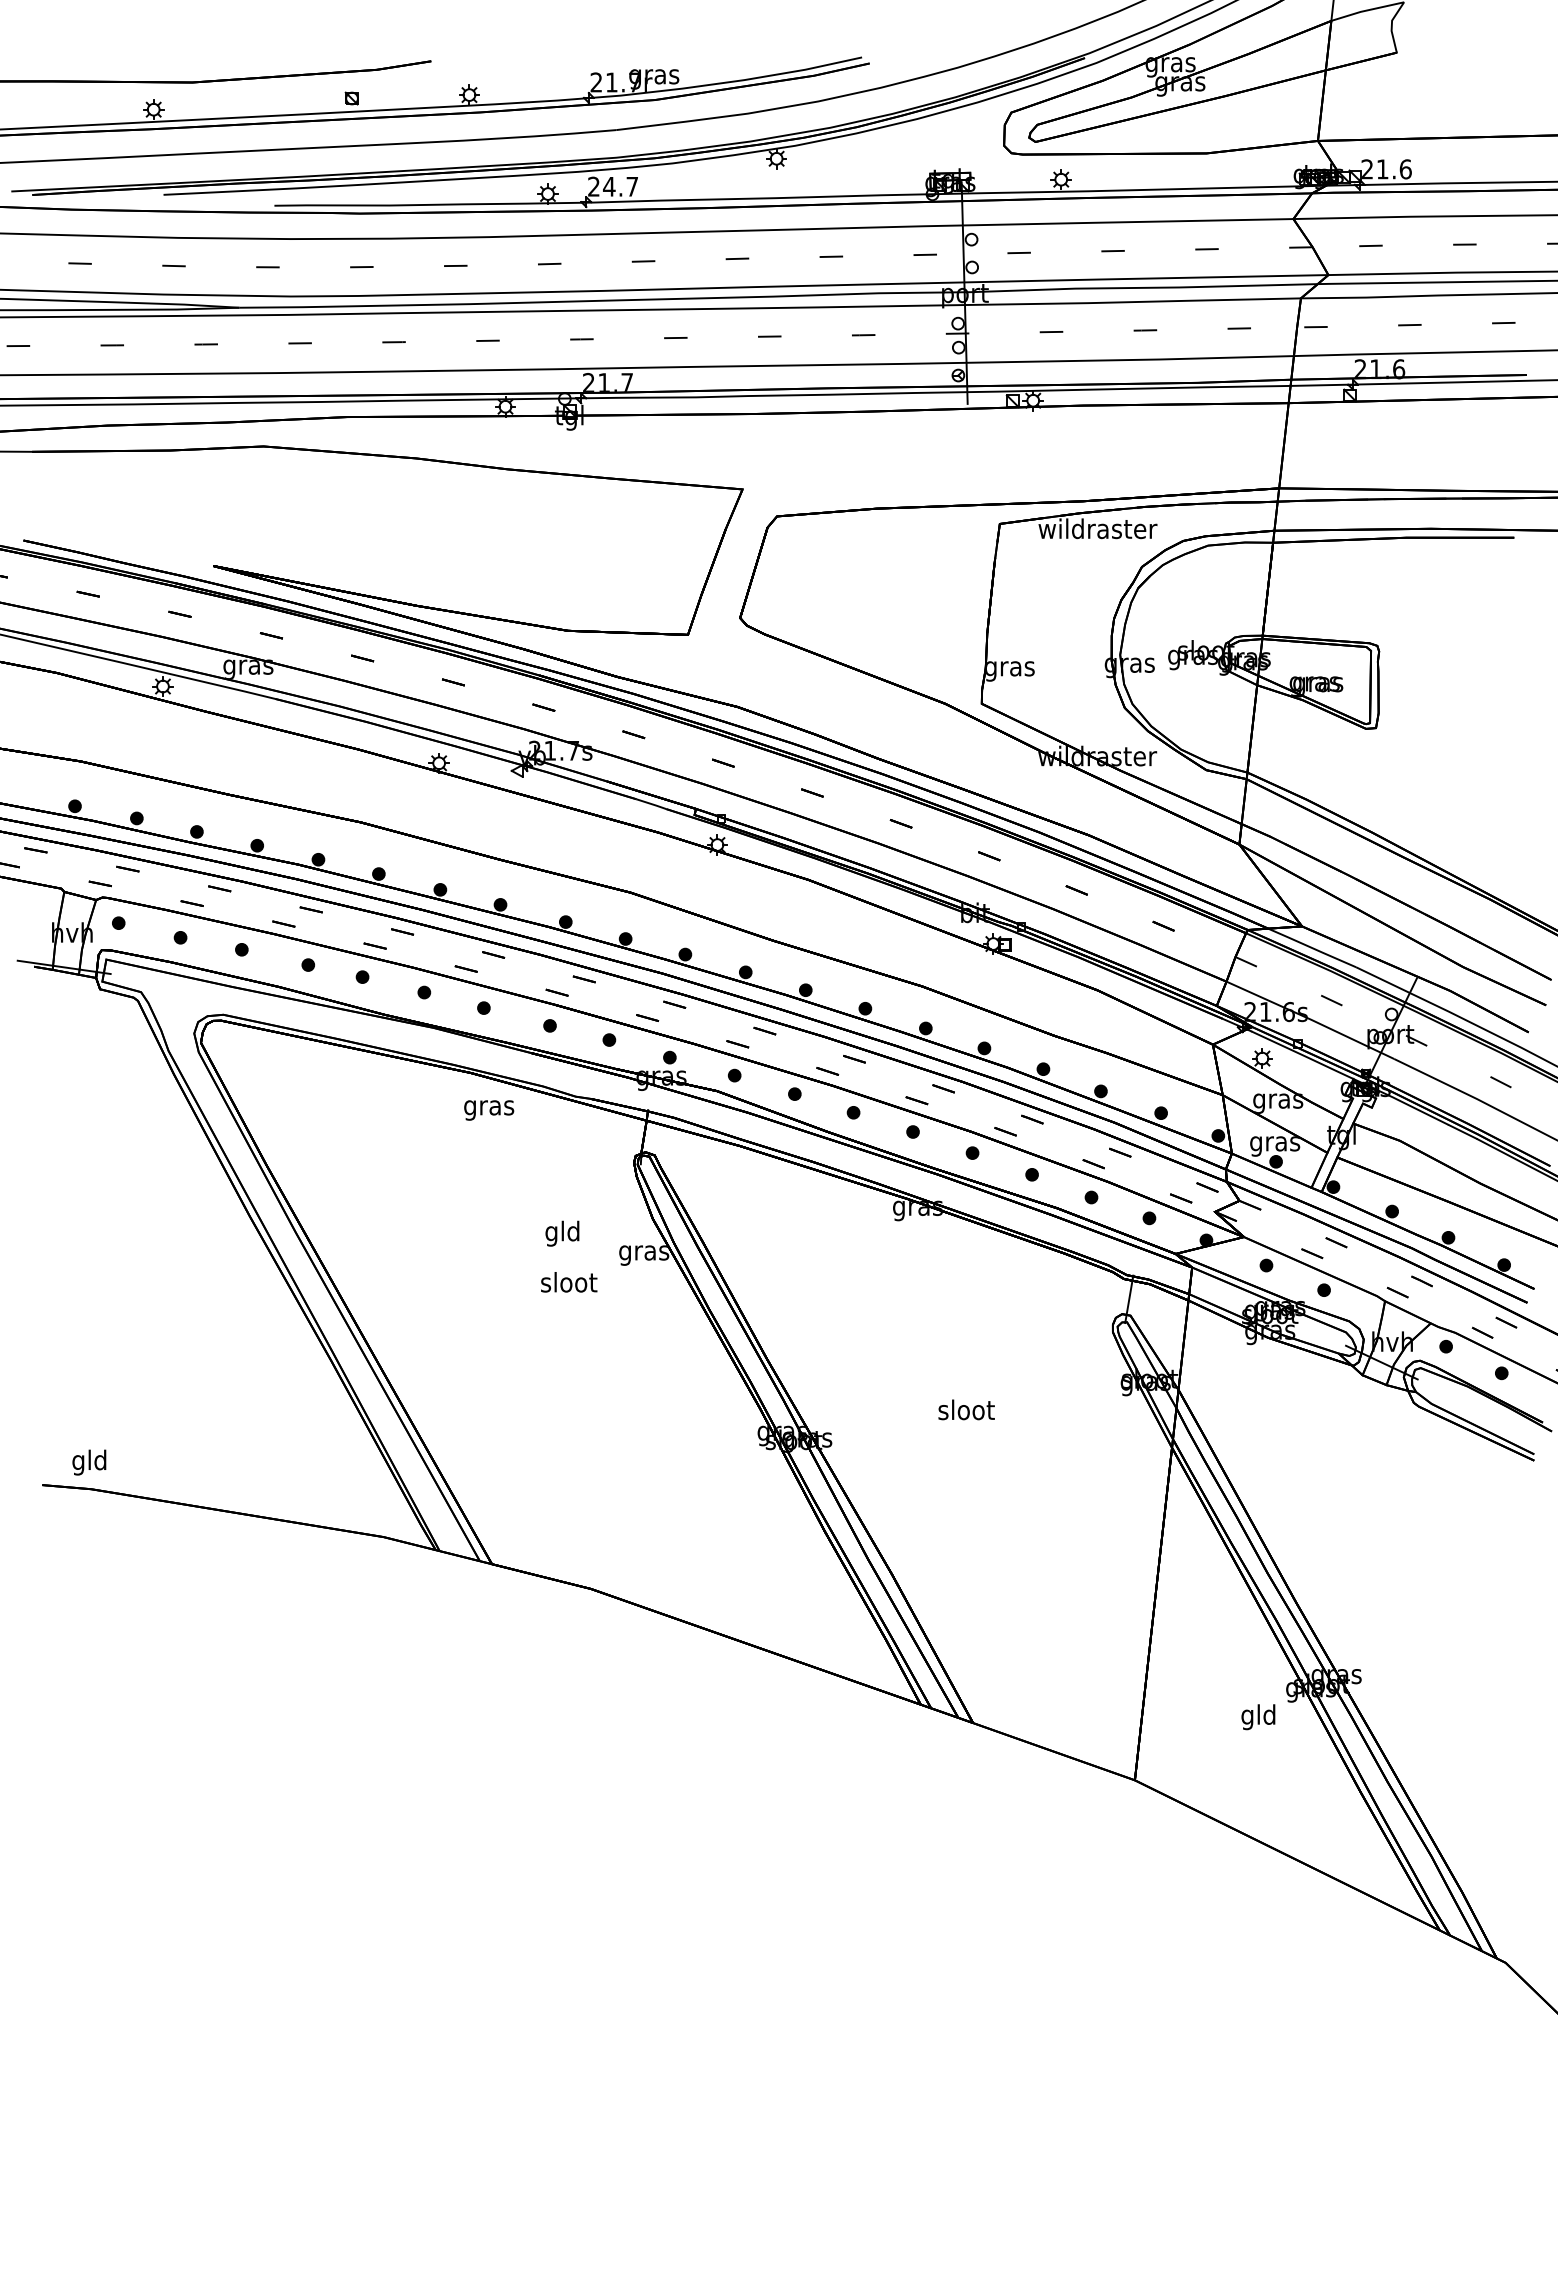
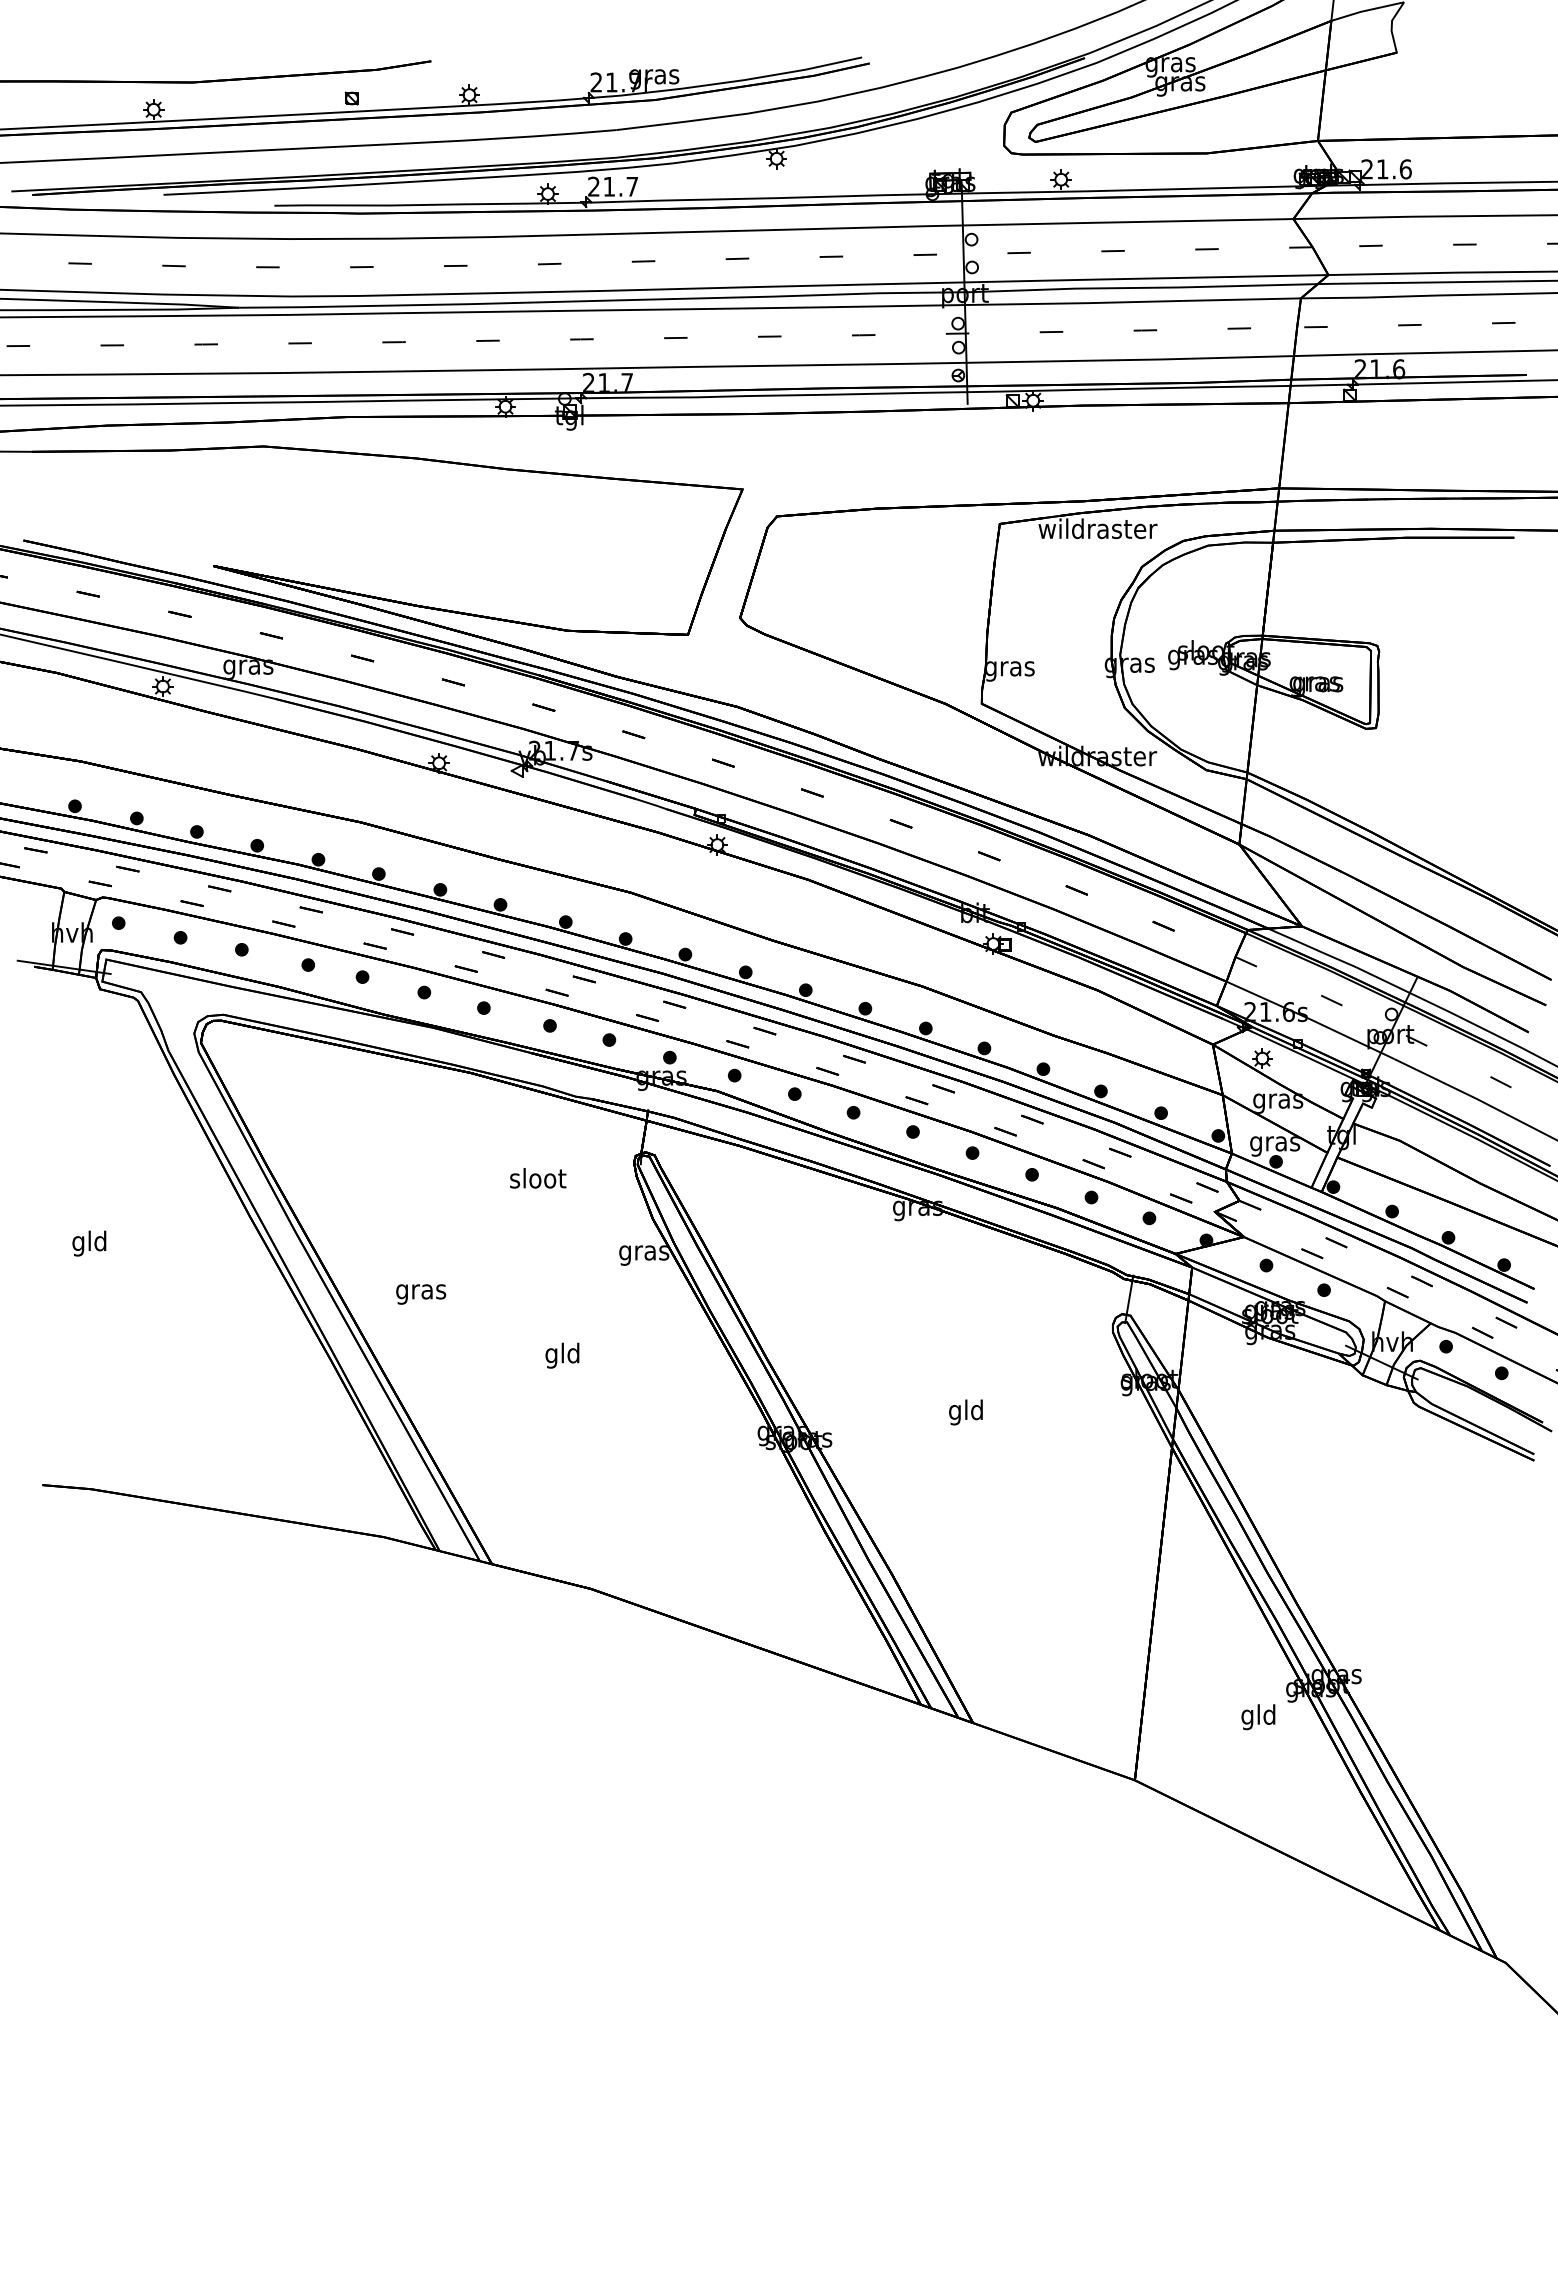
text: 24.7 -> 21.7 (609, 186)
text position: (489, 1110) -> (421, 1294) (421, 1294)
text position: (562, 1233) -> (562, 1355) (562, 1355)
text position: (569, 1282) -> (538, 1178) (538, 1178)
text: sloot -> gld (966, 1412)
text position: (89, 1462) -> (89, 1243) (89, 1243)
